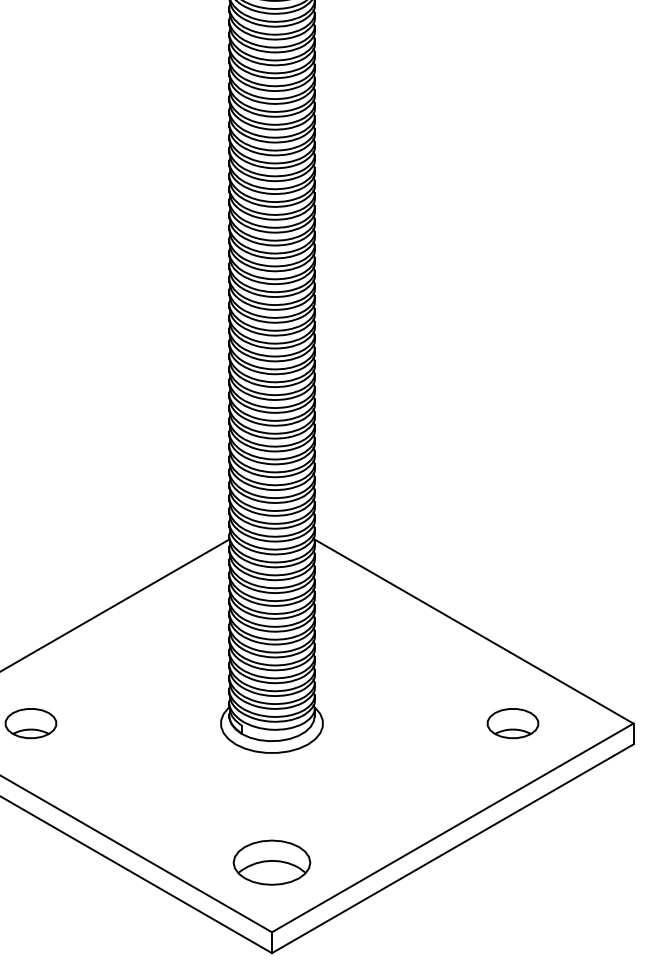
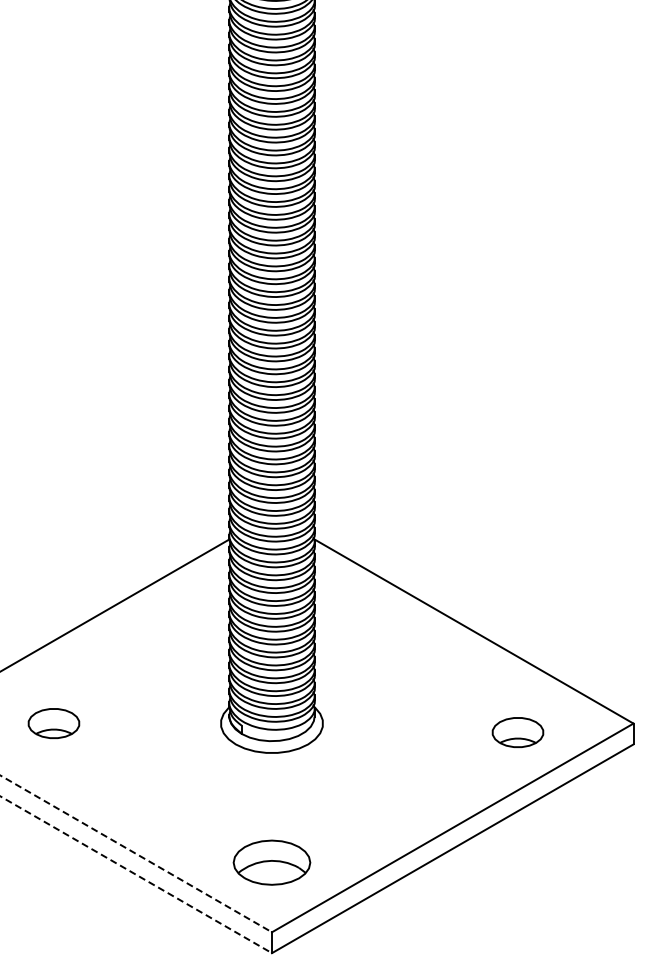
part position: (30, 723) -> (53, 723) (53, 723)
part position: (512, 723) -> (517, 732) (517, 732)
line: solid -> dashed (136, 853)
line: solid -> dashed (136, 874)
